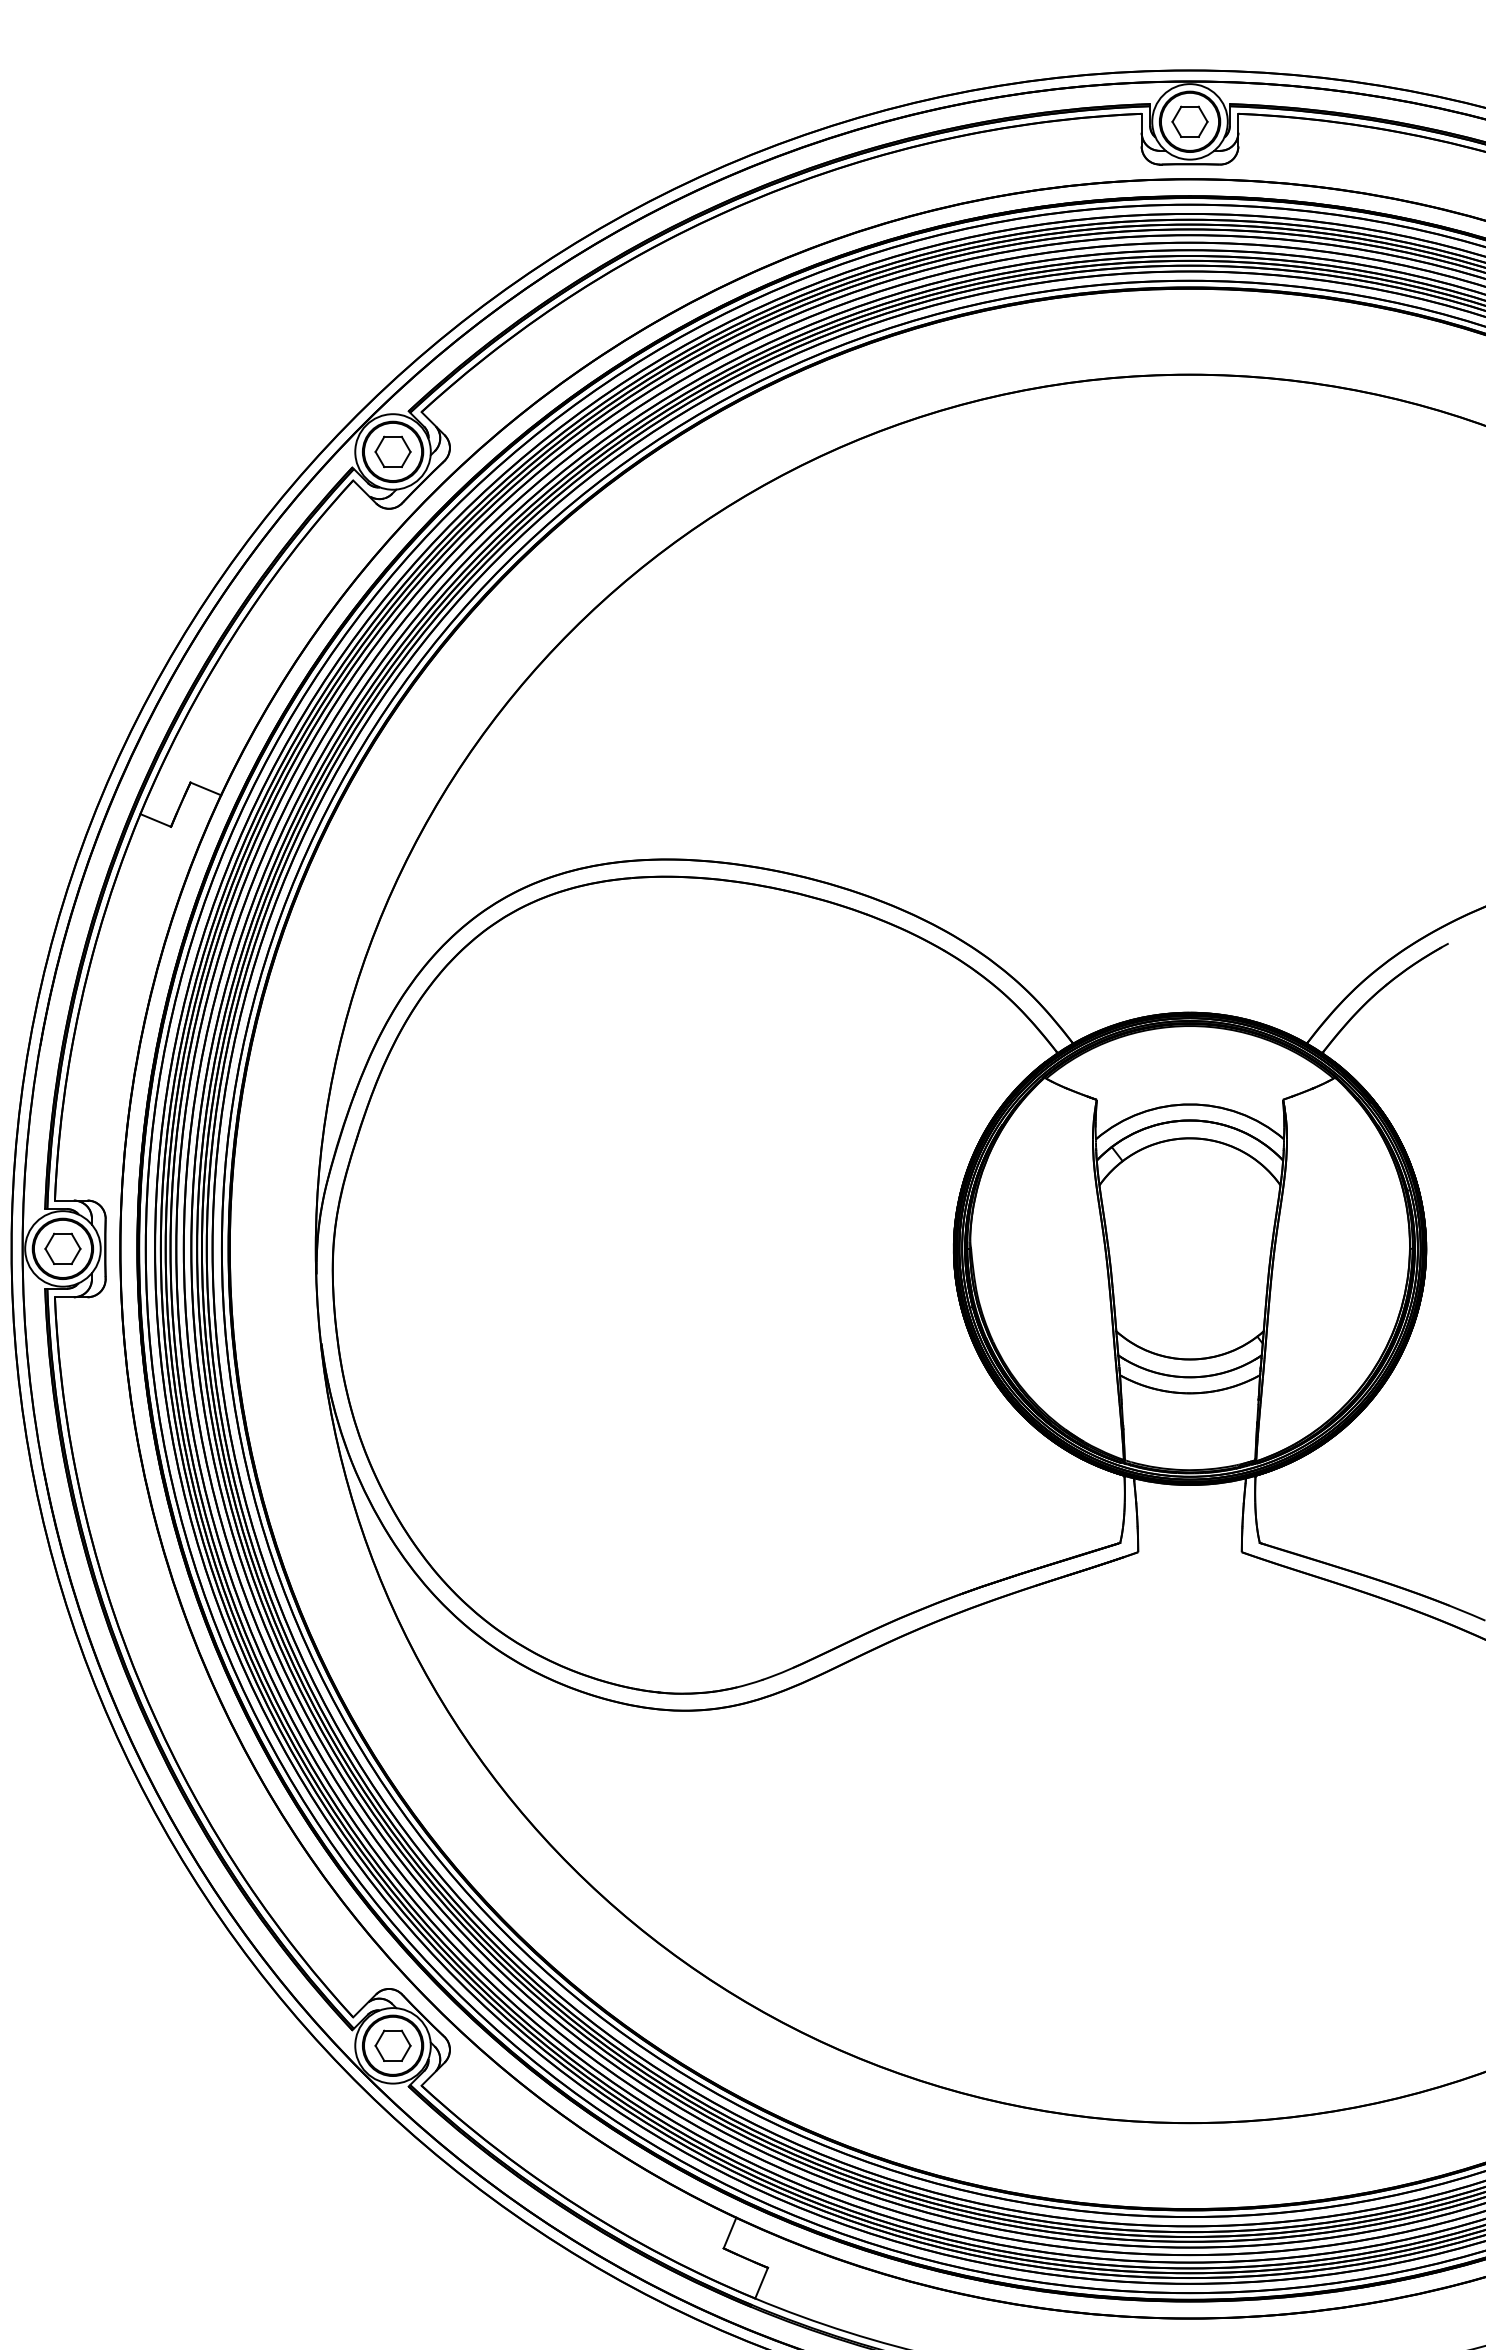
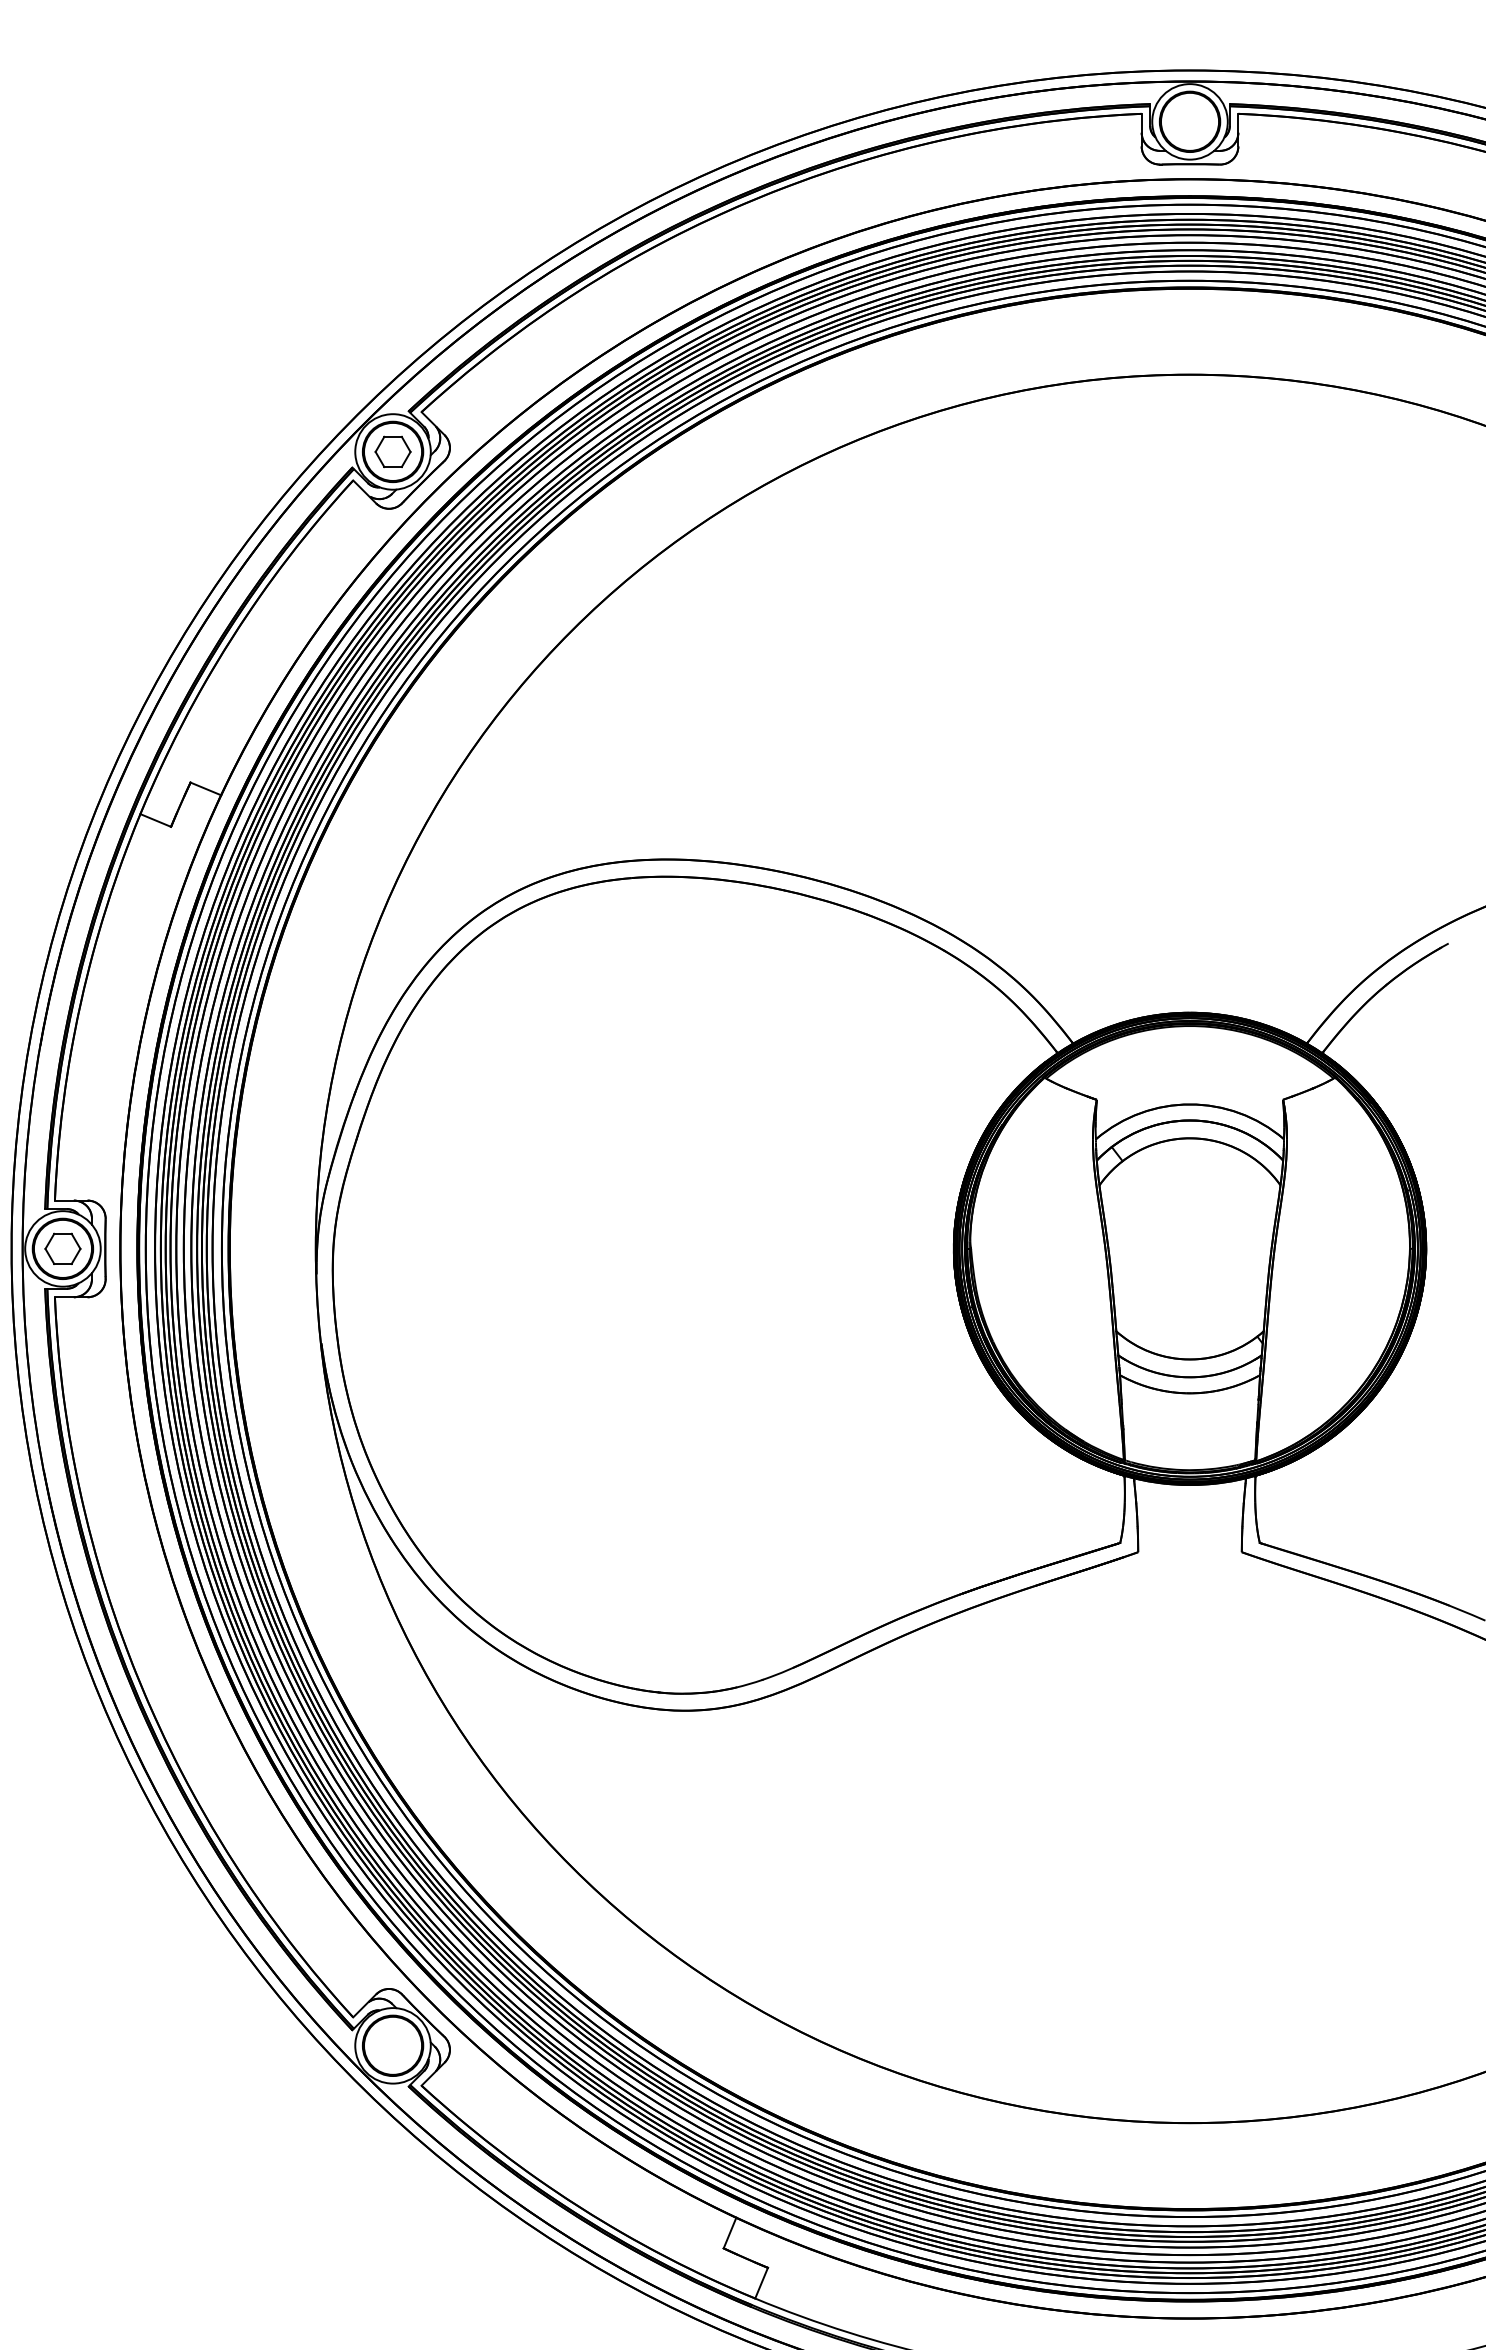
part: present -> none (1189, 121)
part: present -> none (392, 2045)
